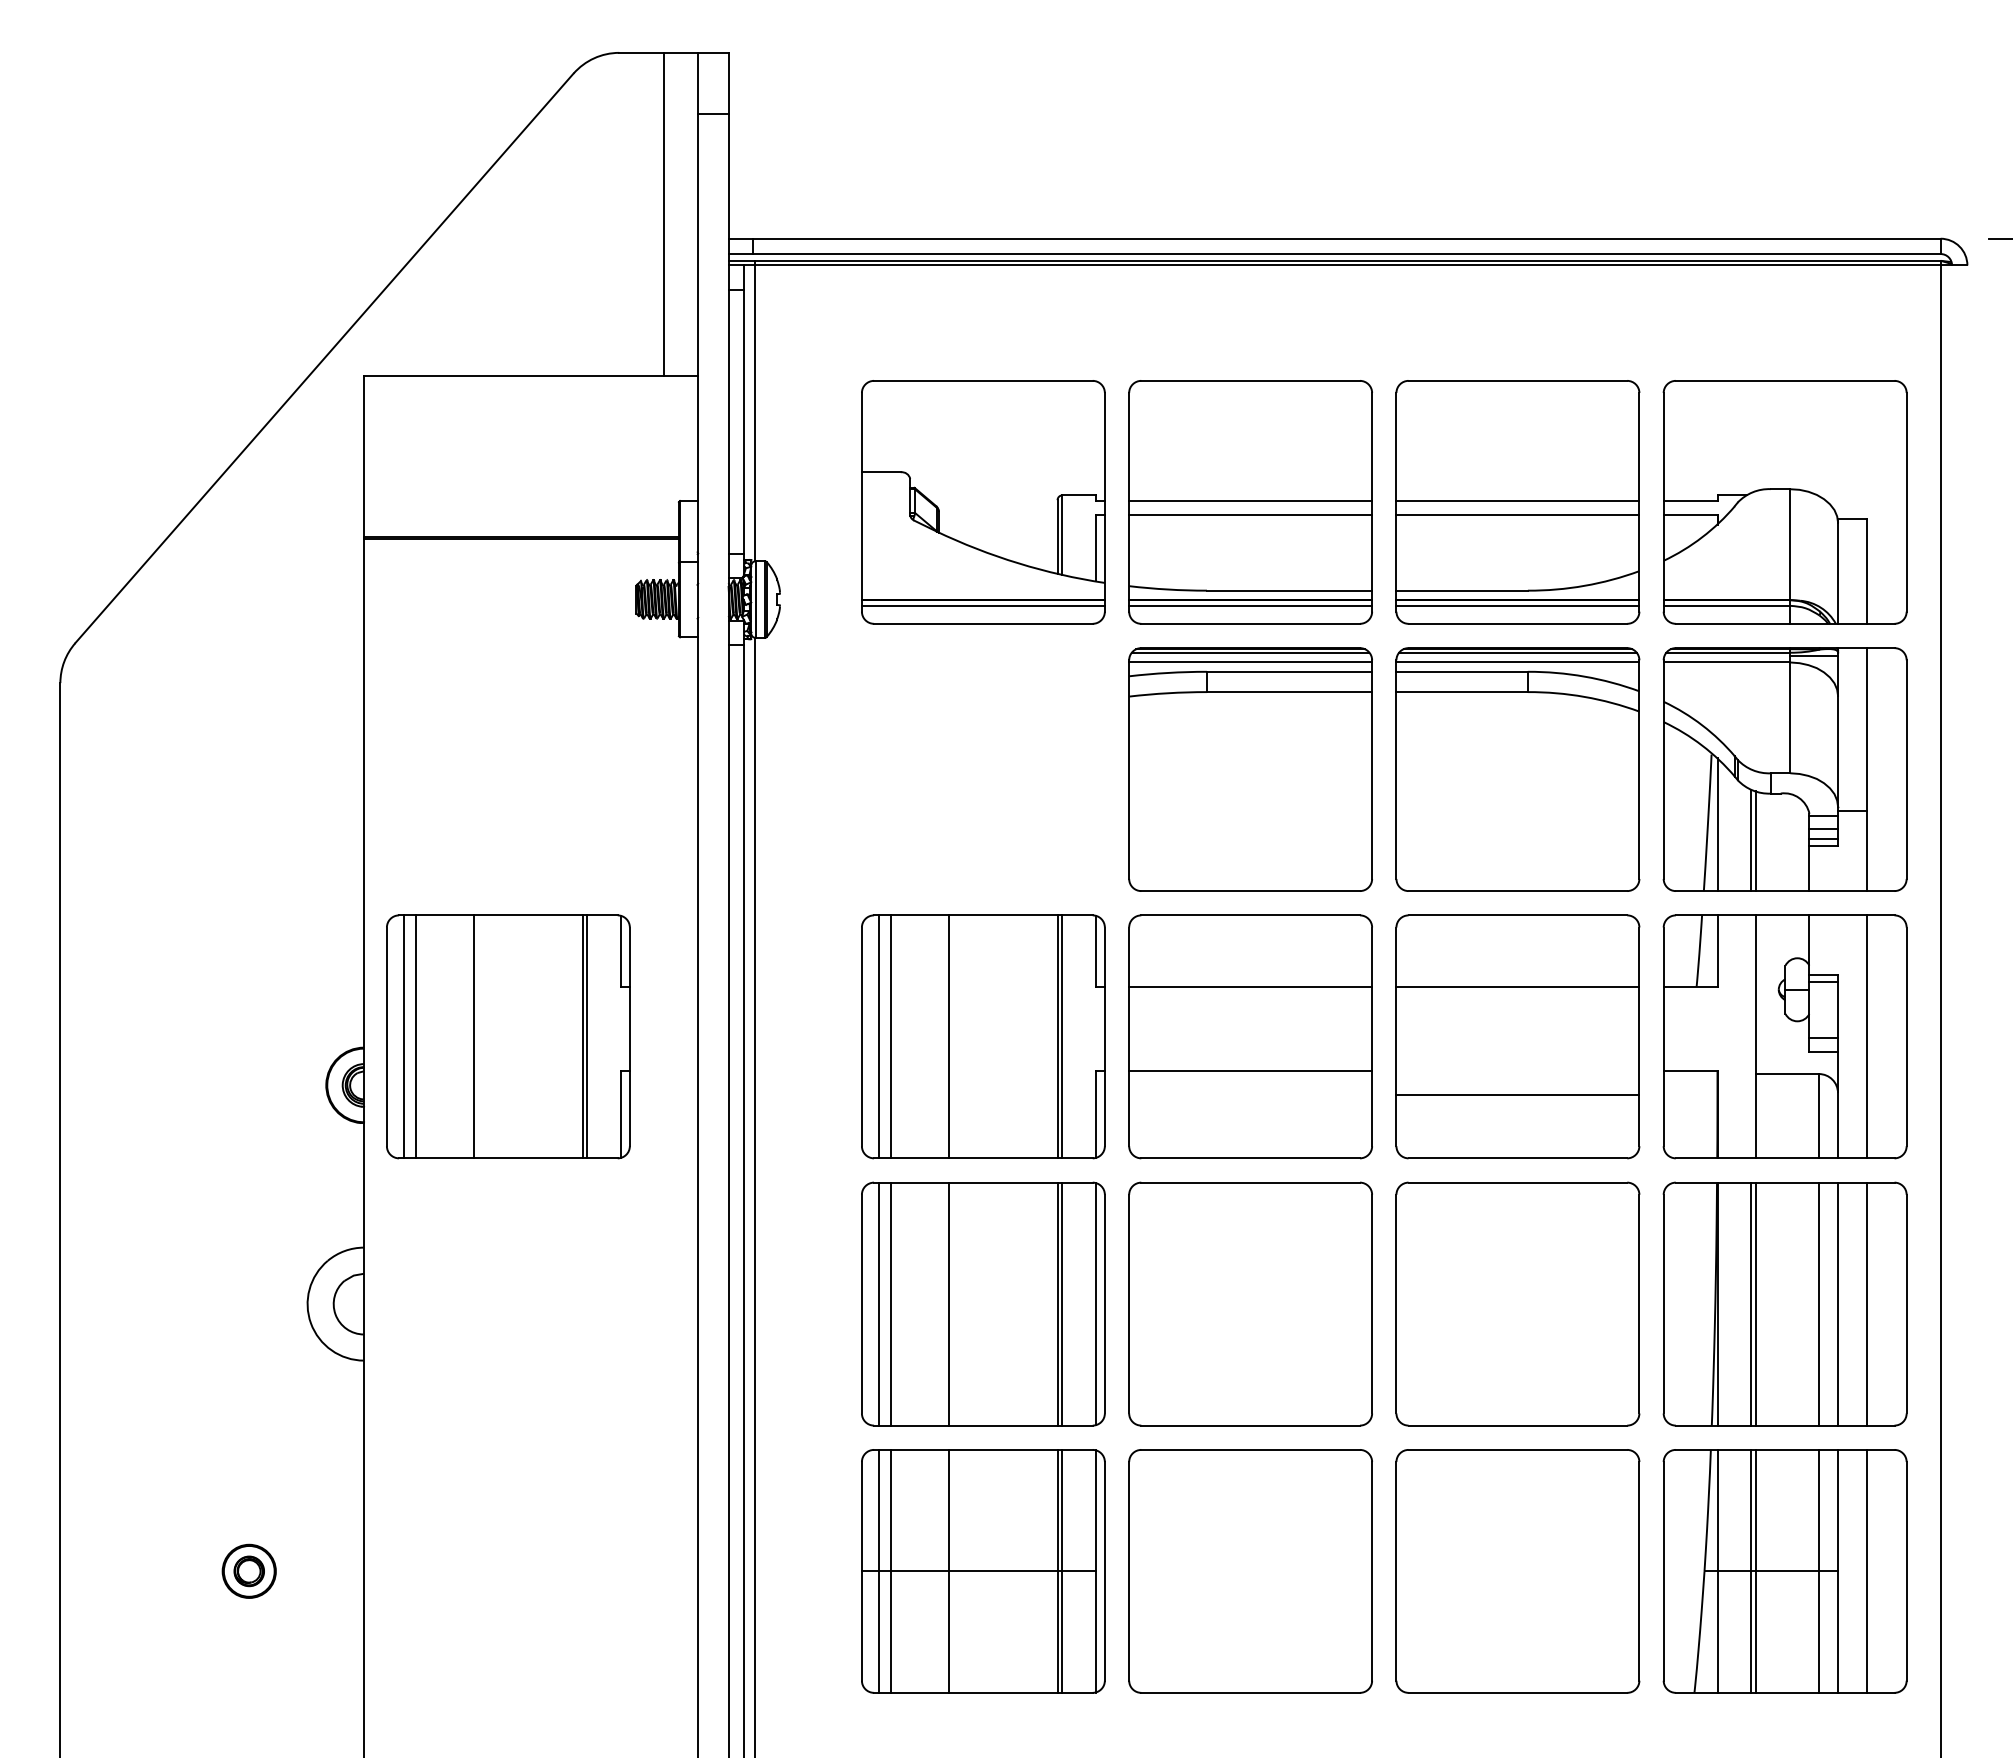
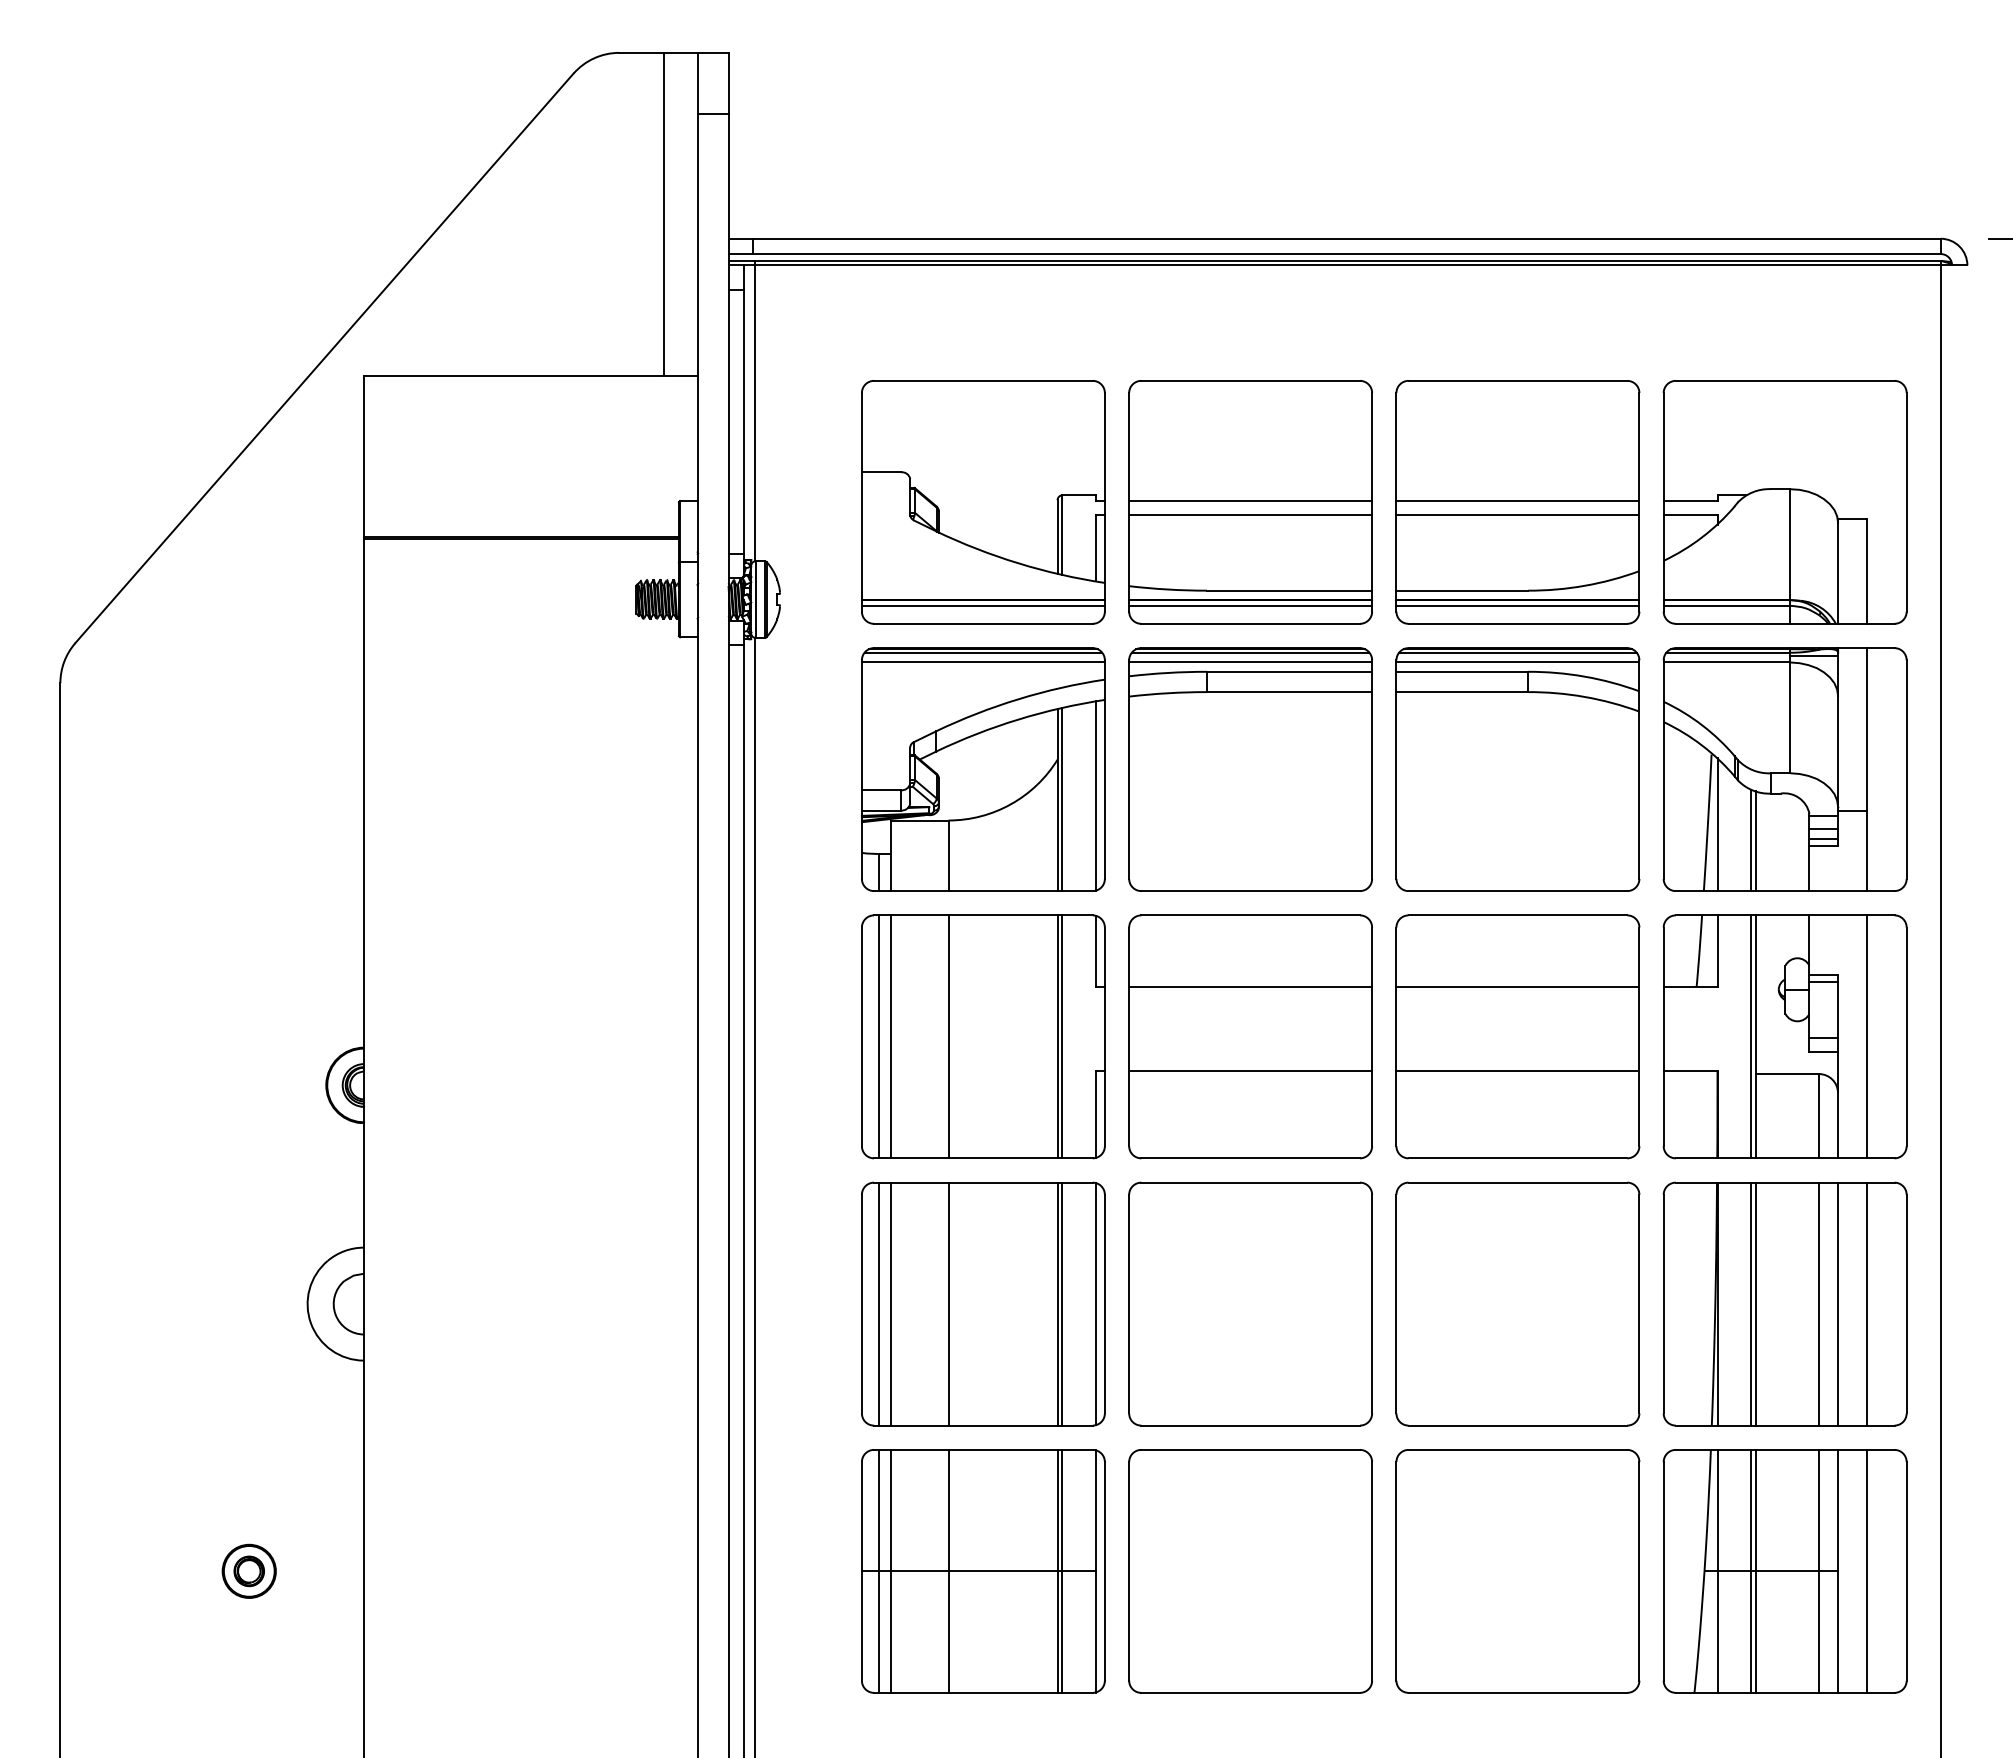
part: none -> present (983, 769)
part: present -> none (508, 1036)
line: none -> present (1751, 1036)
line position: (1517, 1095) -> (1517, 1071) (1517, 1071)
